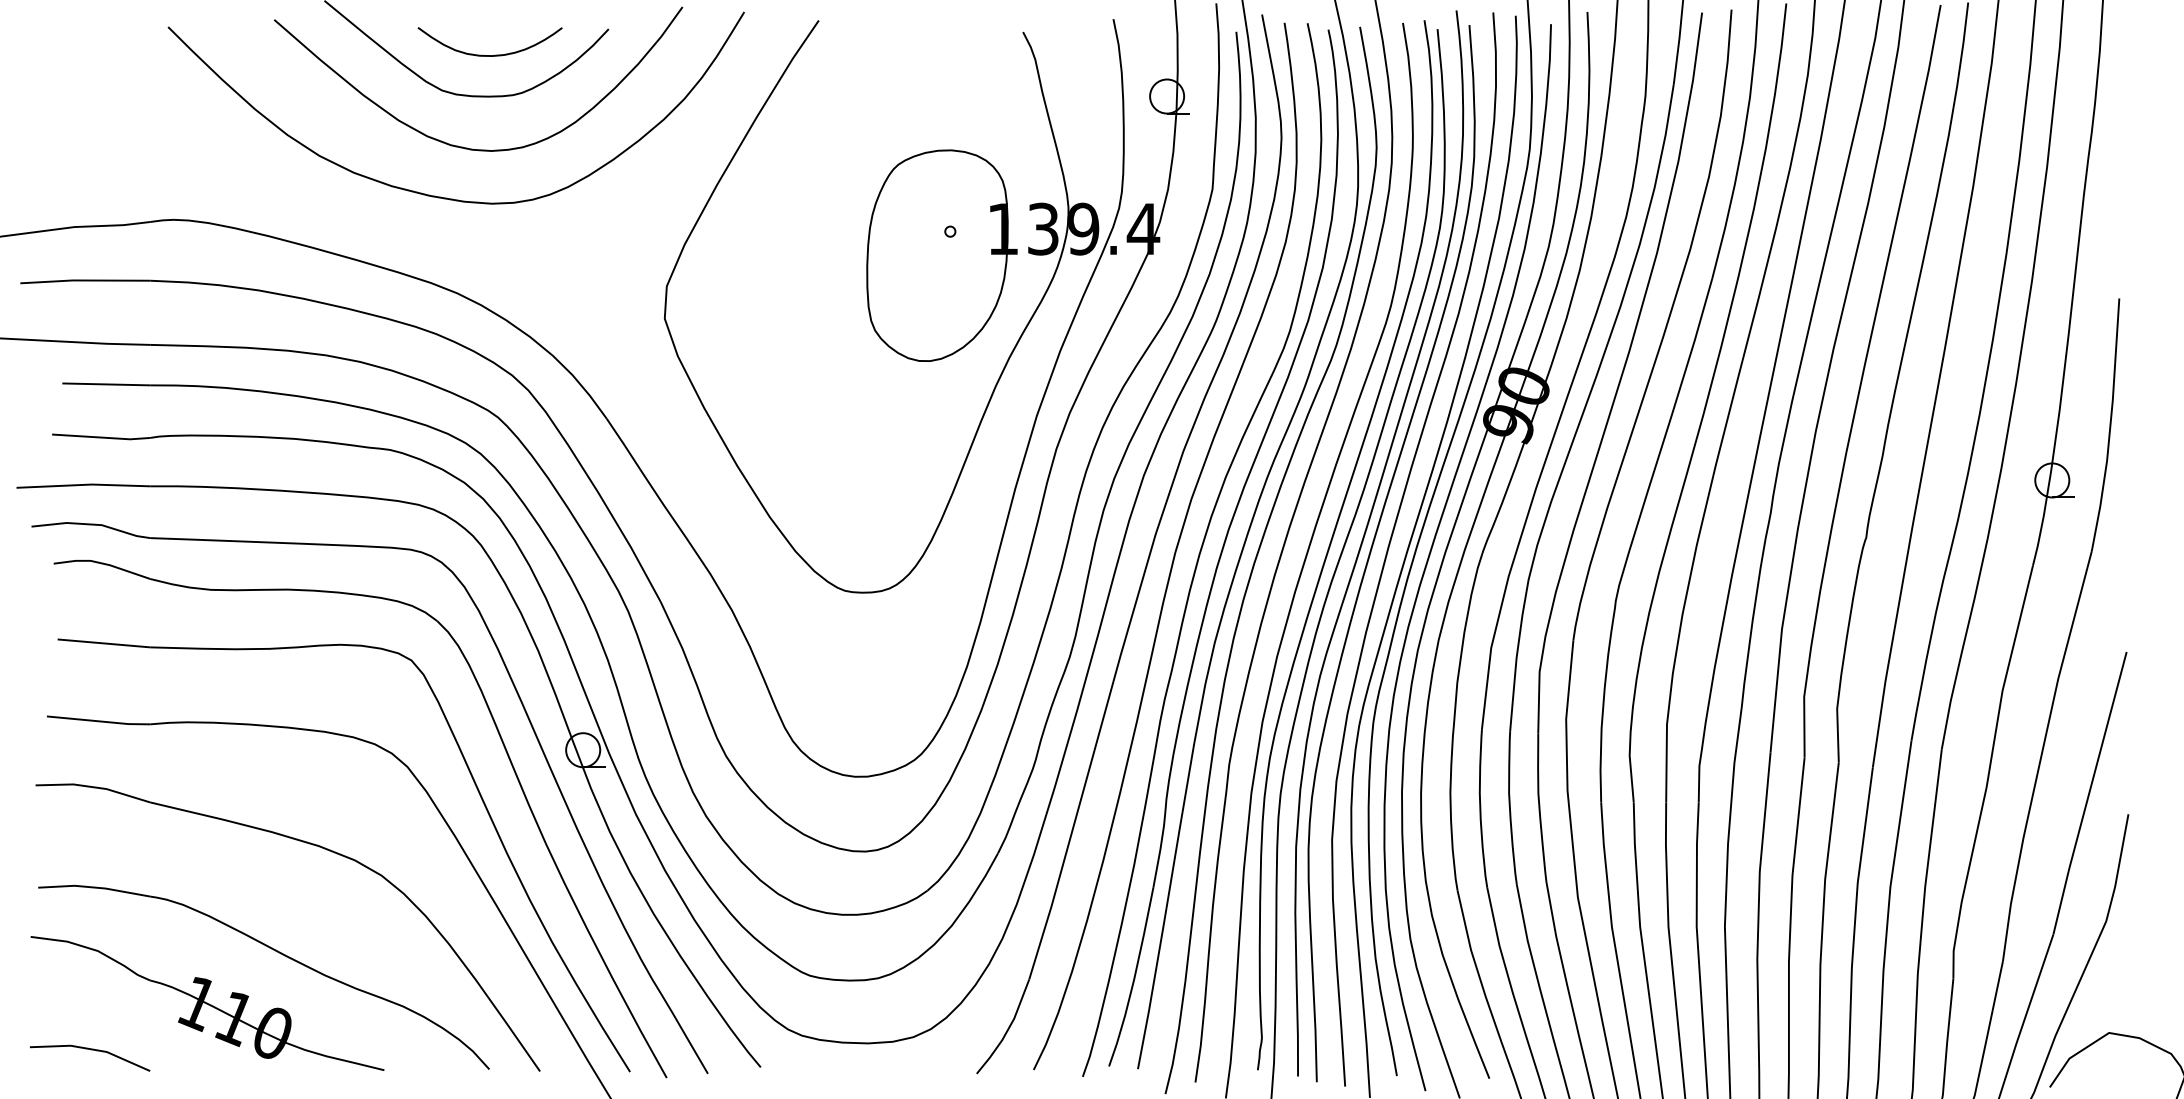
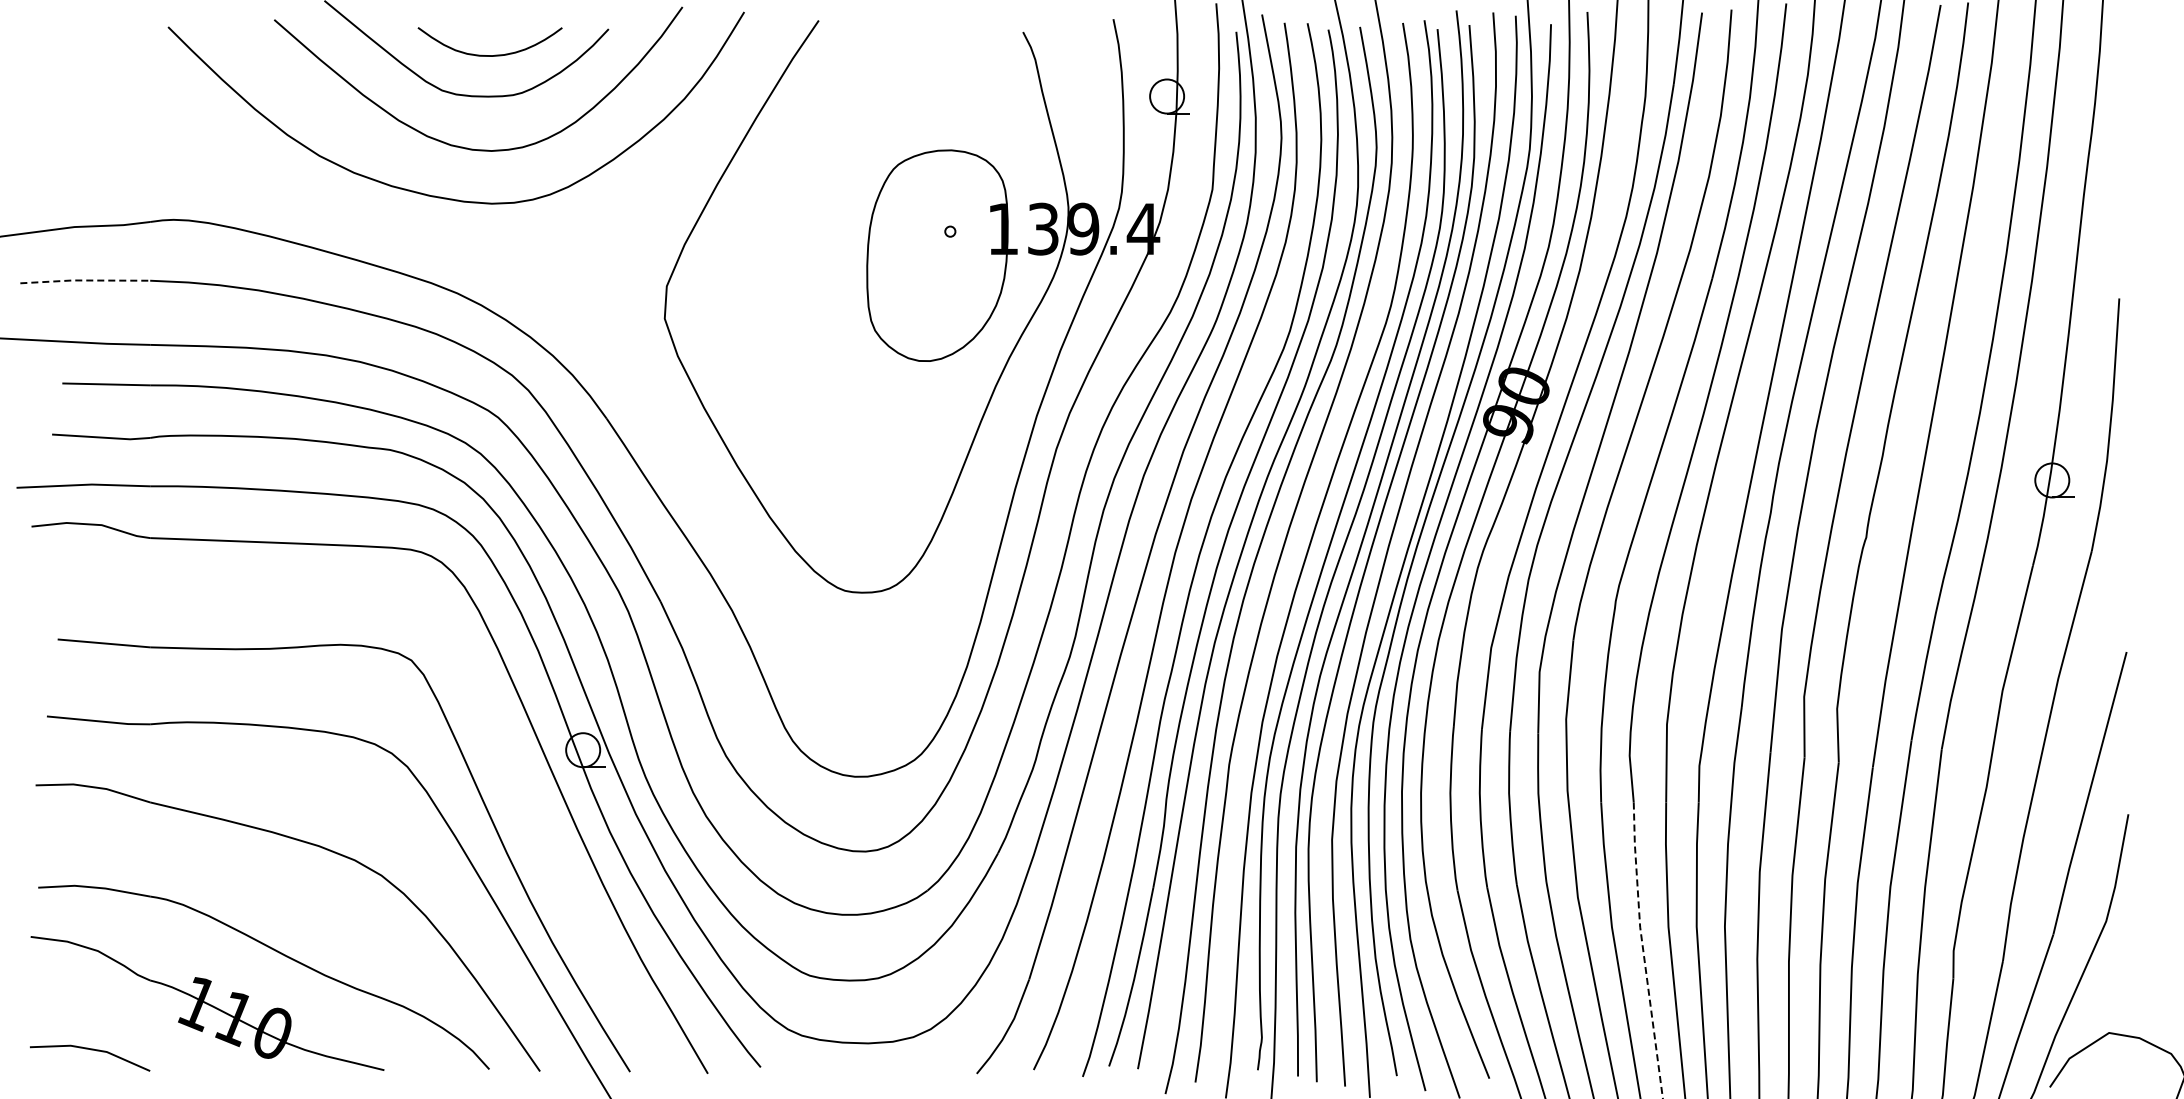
line: solid -> dashed (84, 280)
part: present -> none (506, 754)
line: solid -> dashed (1643, 949)
